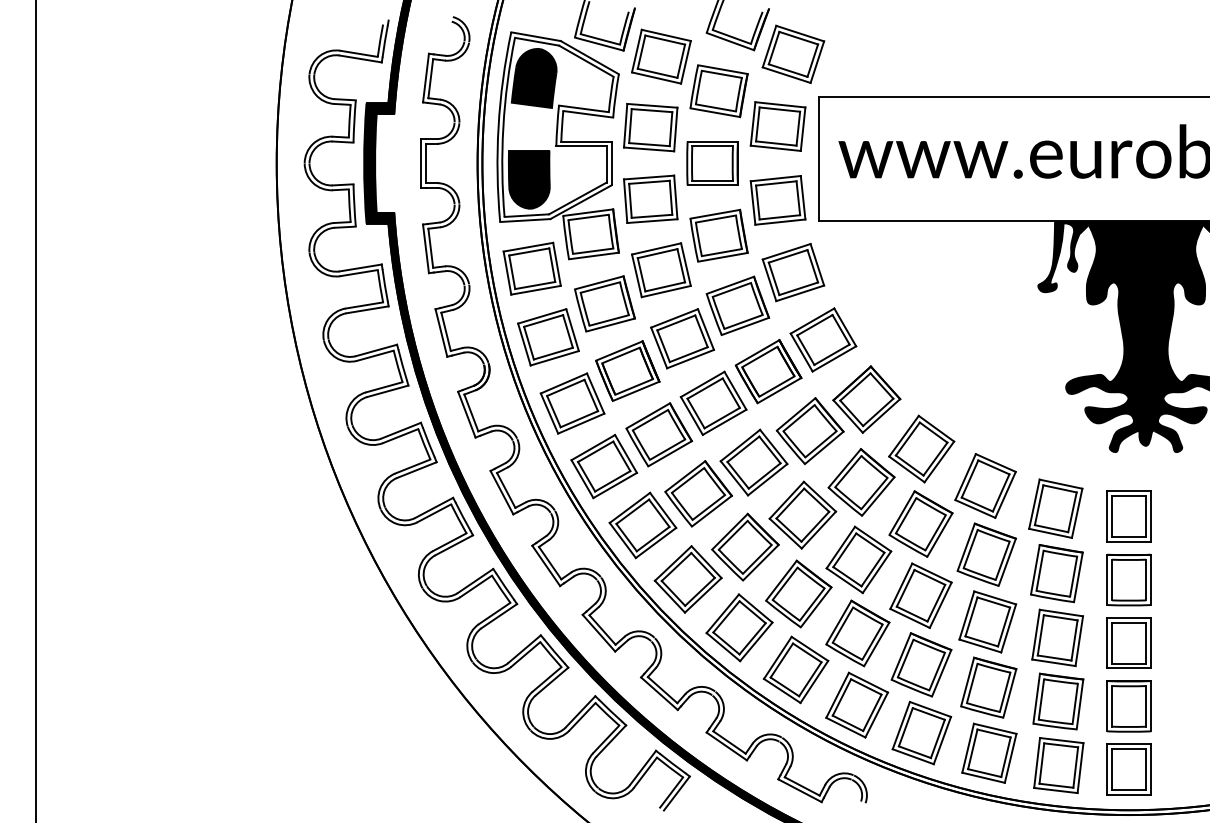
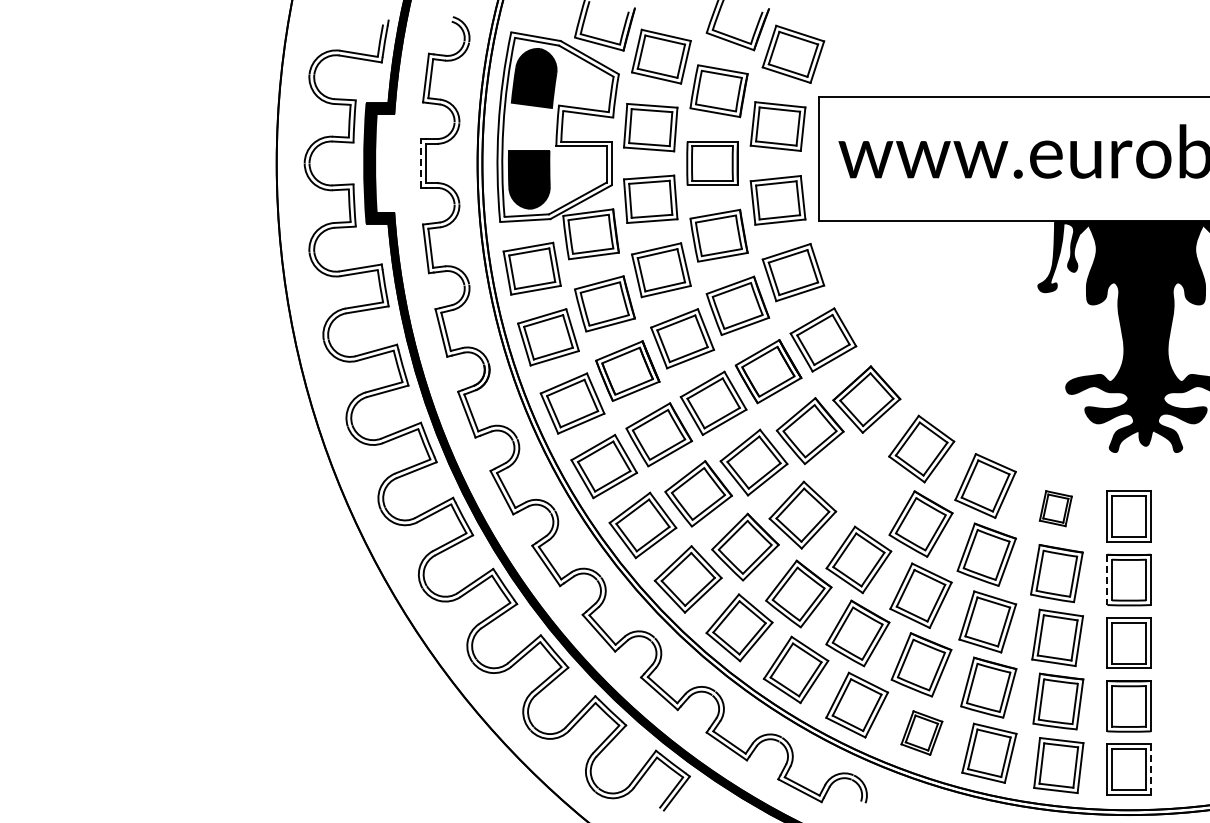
line: solid -> dashed (420, 162)
line: present -> none (36, 410)
part: present -> none (861, 482)
part size: 56x61 px -> 35x38 px (1055, 508)
line: solid -> dashed (1107, 580)
part size: 62x66 px -> 44x46 px (921, 732)
line: solid -> dashed (1151, 770)
